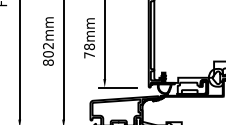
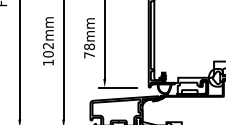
text: 802mm -> 102mm (48, 62)
